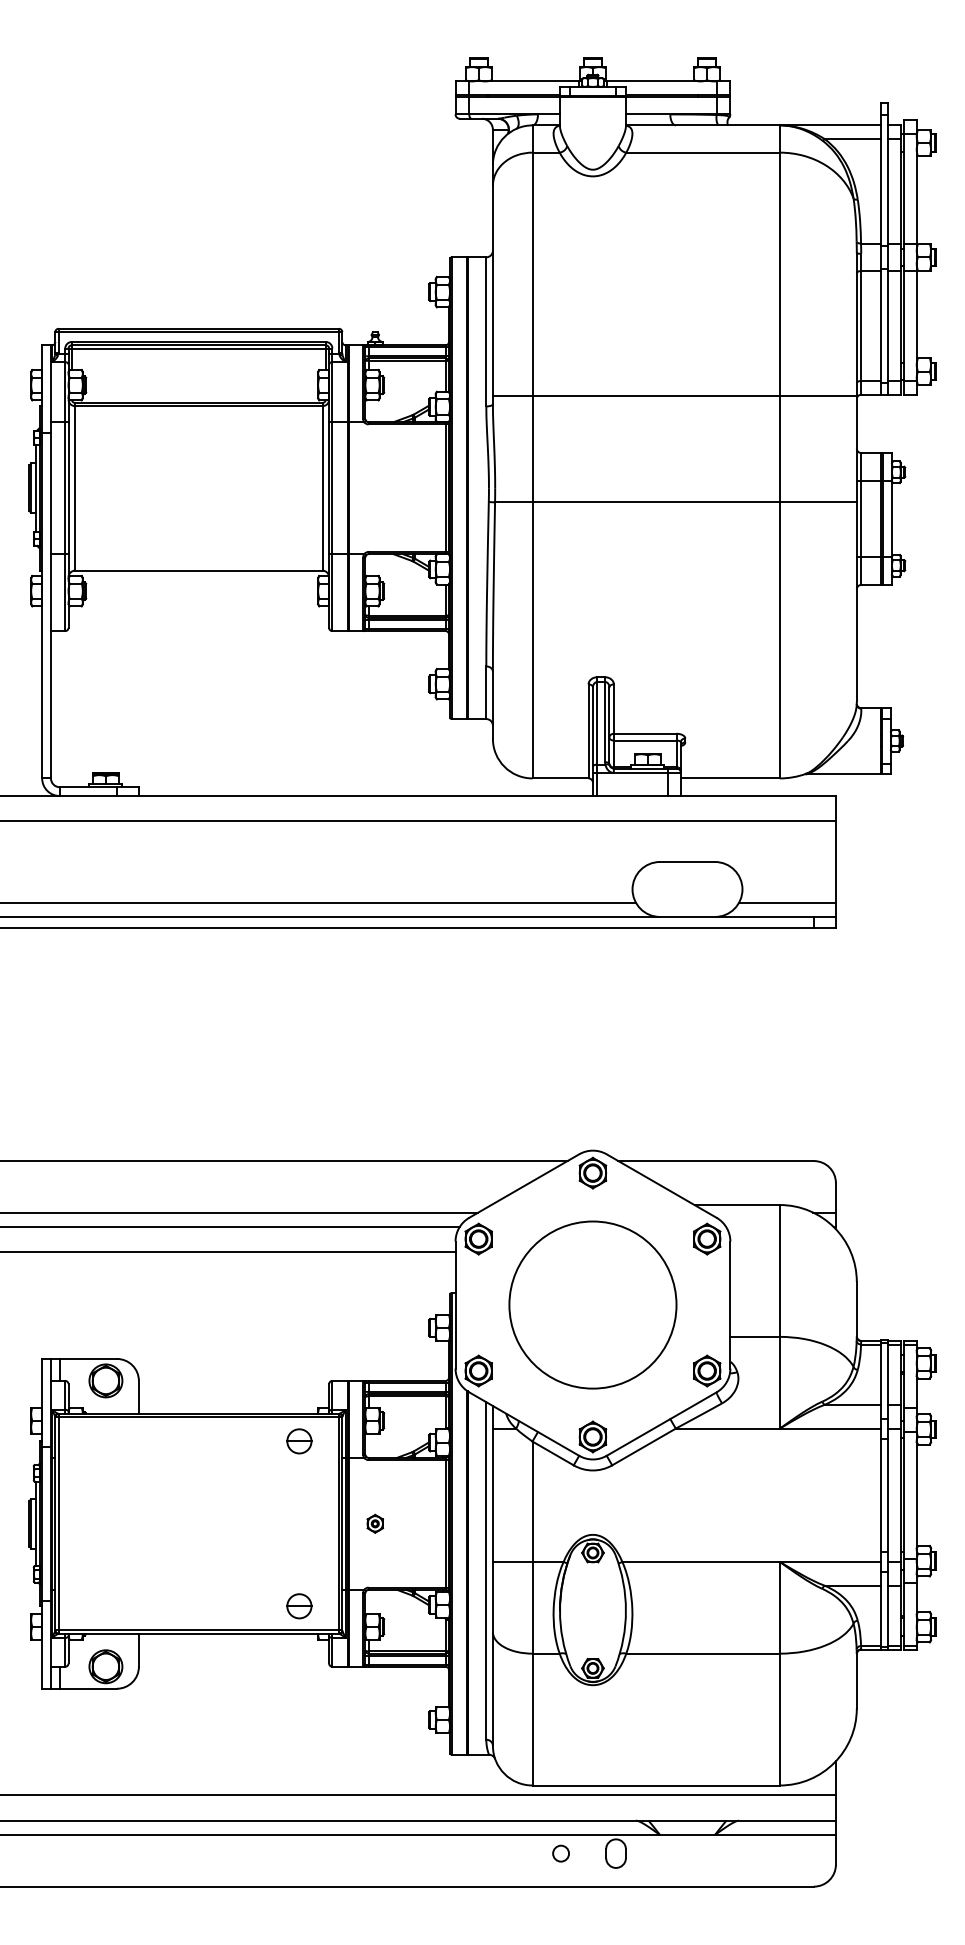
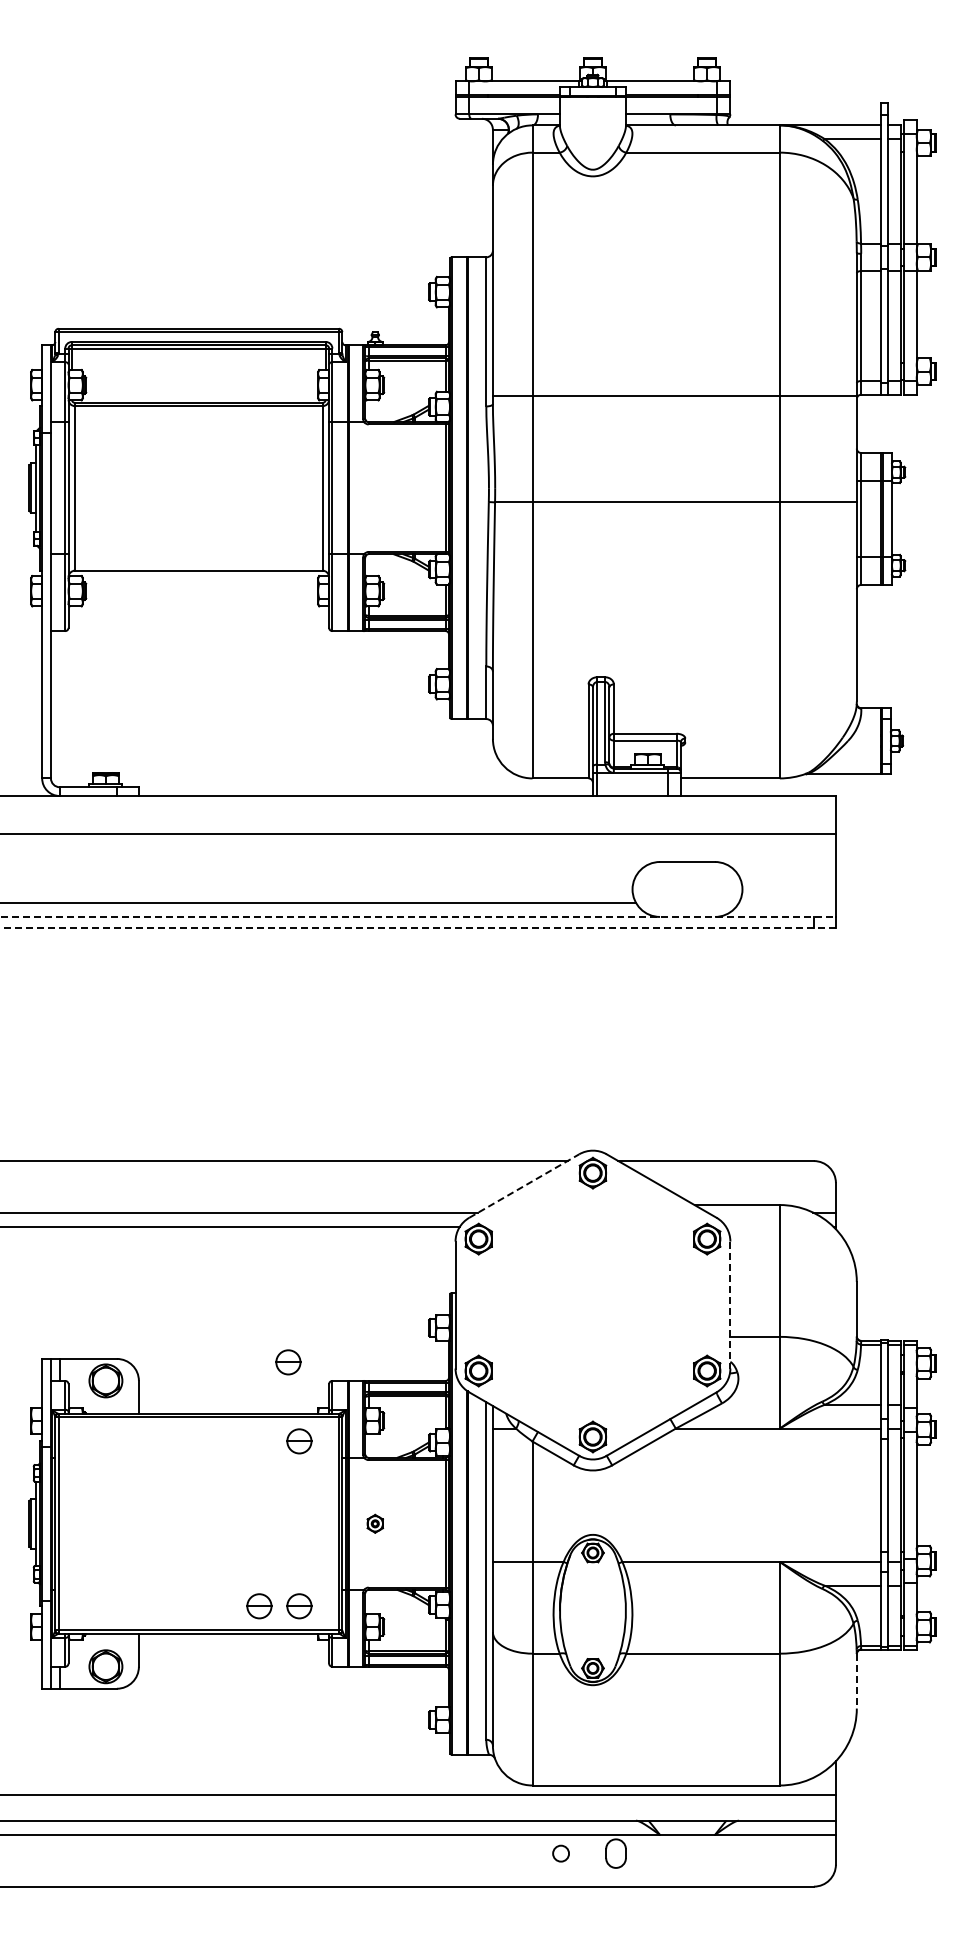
line position: (418, 821) -> (418, 834) (418, 834)
line: present -> none (787, 902)
line: solid -> dashed (418, 916)
line: solid -> dashed (418, 927)
line: solid -> dashed (524, 1185)
line: present -> none (228, 1252)
circle: present -> none (592, 1304)
line: solid -> dashed (730, 1305)
part: none -> present (288, 1362)
part: none -> present (259, 1606)
line: solid -> dashed (856, 1681)
